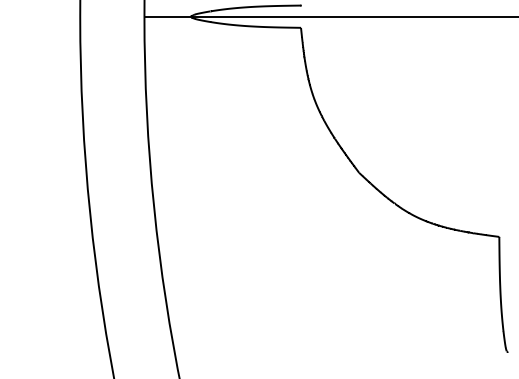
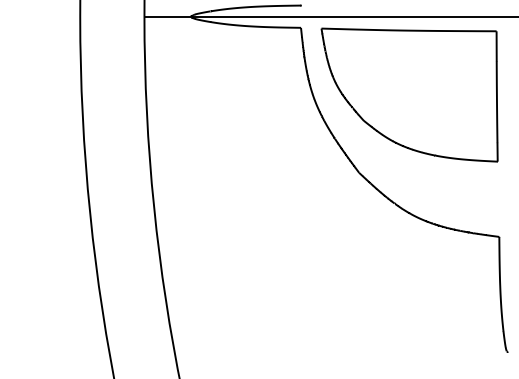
part: none -> present (409, 94)
